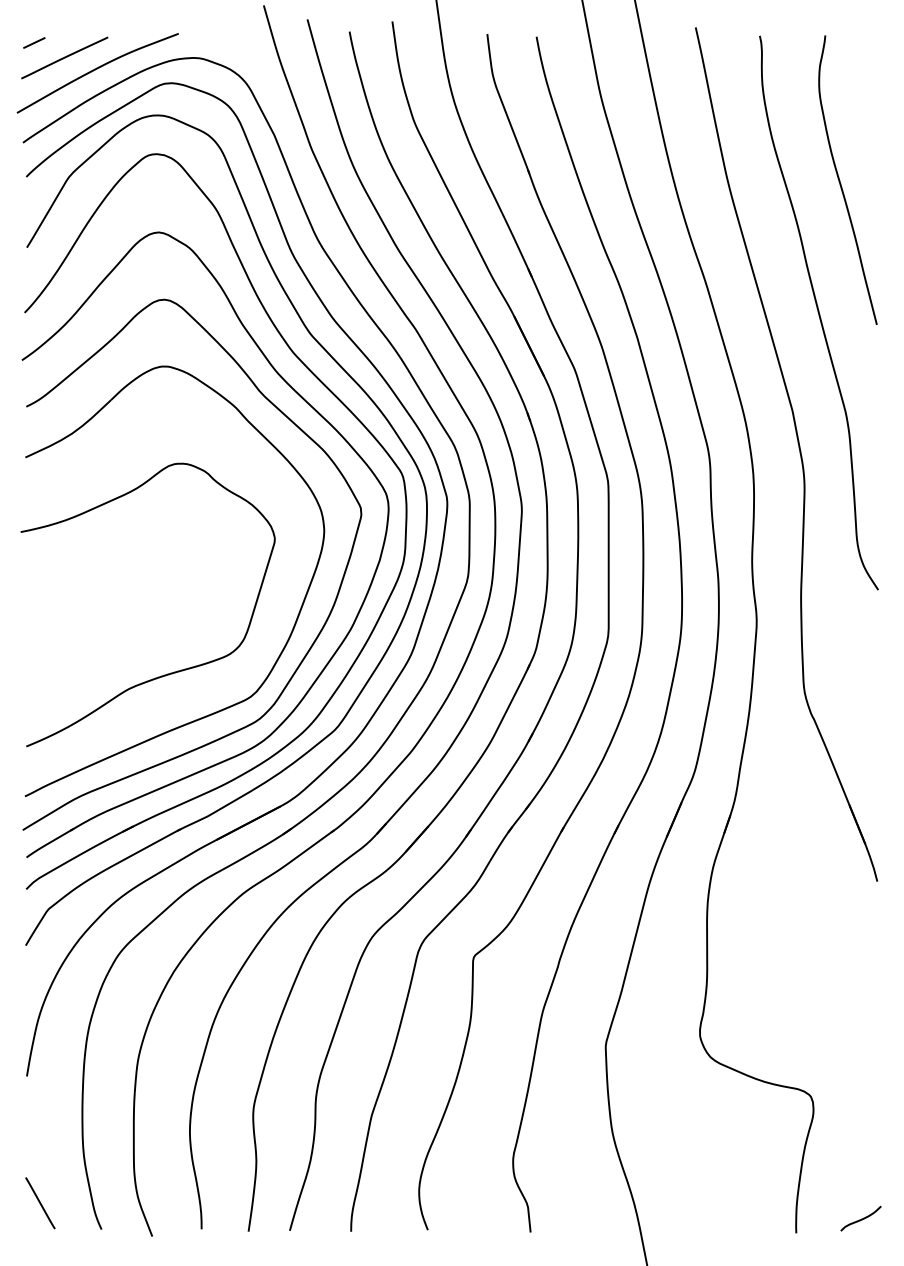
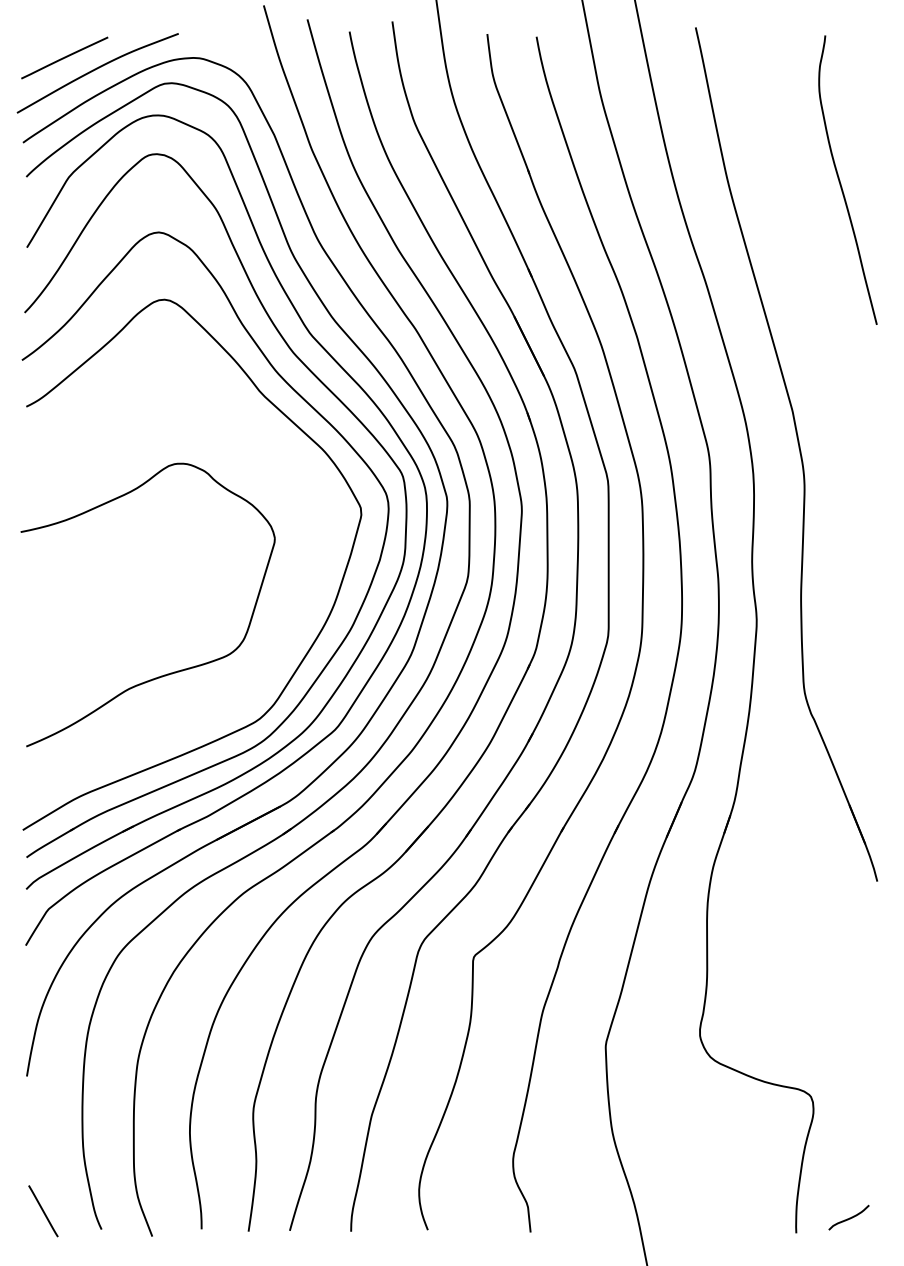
line: present -> none (34, 42)
curve: present -> none (818, 312)
part: present -> none (290, 632)
line position: (40, 1203) -> (43, 1211) (43, 1211)
curve position: (861, 1218) -> (849, 1217) (849, 1217)
